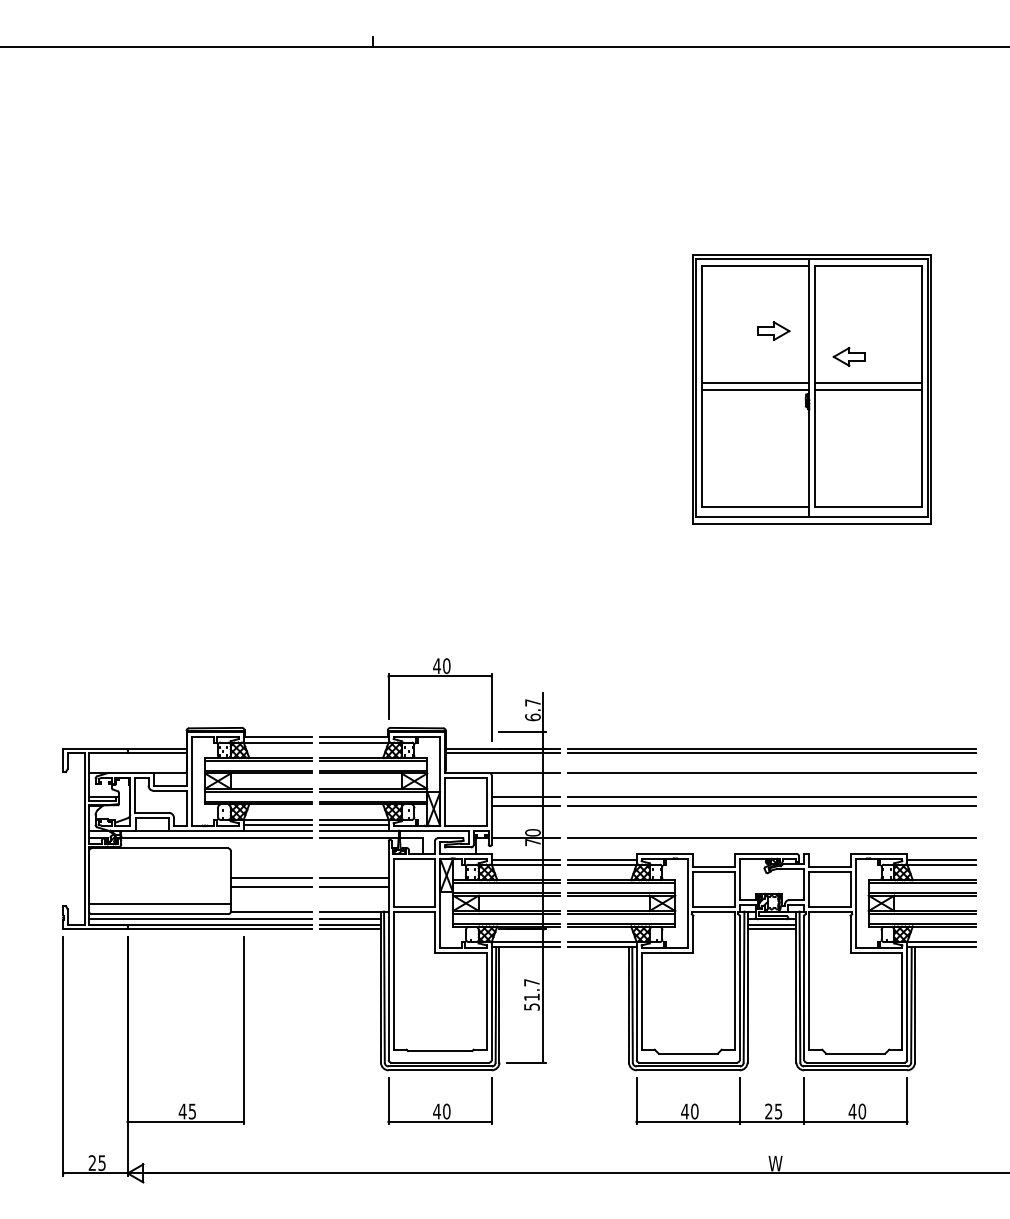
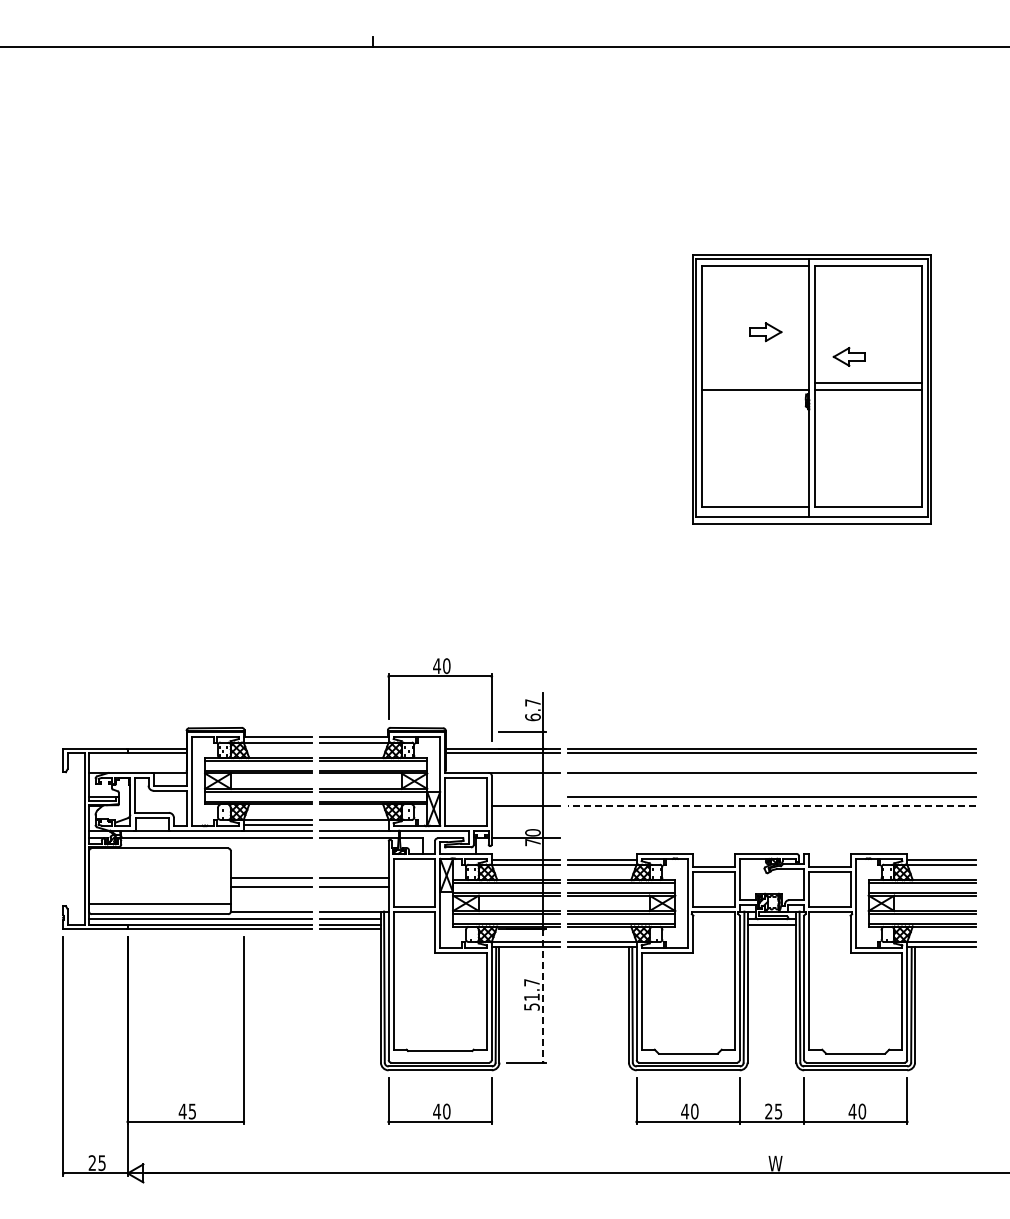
part position: (773, 331) -> (765, 332) (765, 332)
line: present -> none (755, 382)
line: present -> none (525, 797)
line: solid -> dashed (772, 806)
line: present -> none (354, 825)
line: present -> none (771, 838)
line: present -> none (771, 929)
line: solid -> dashed (543, 995)
